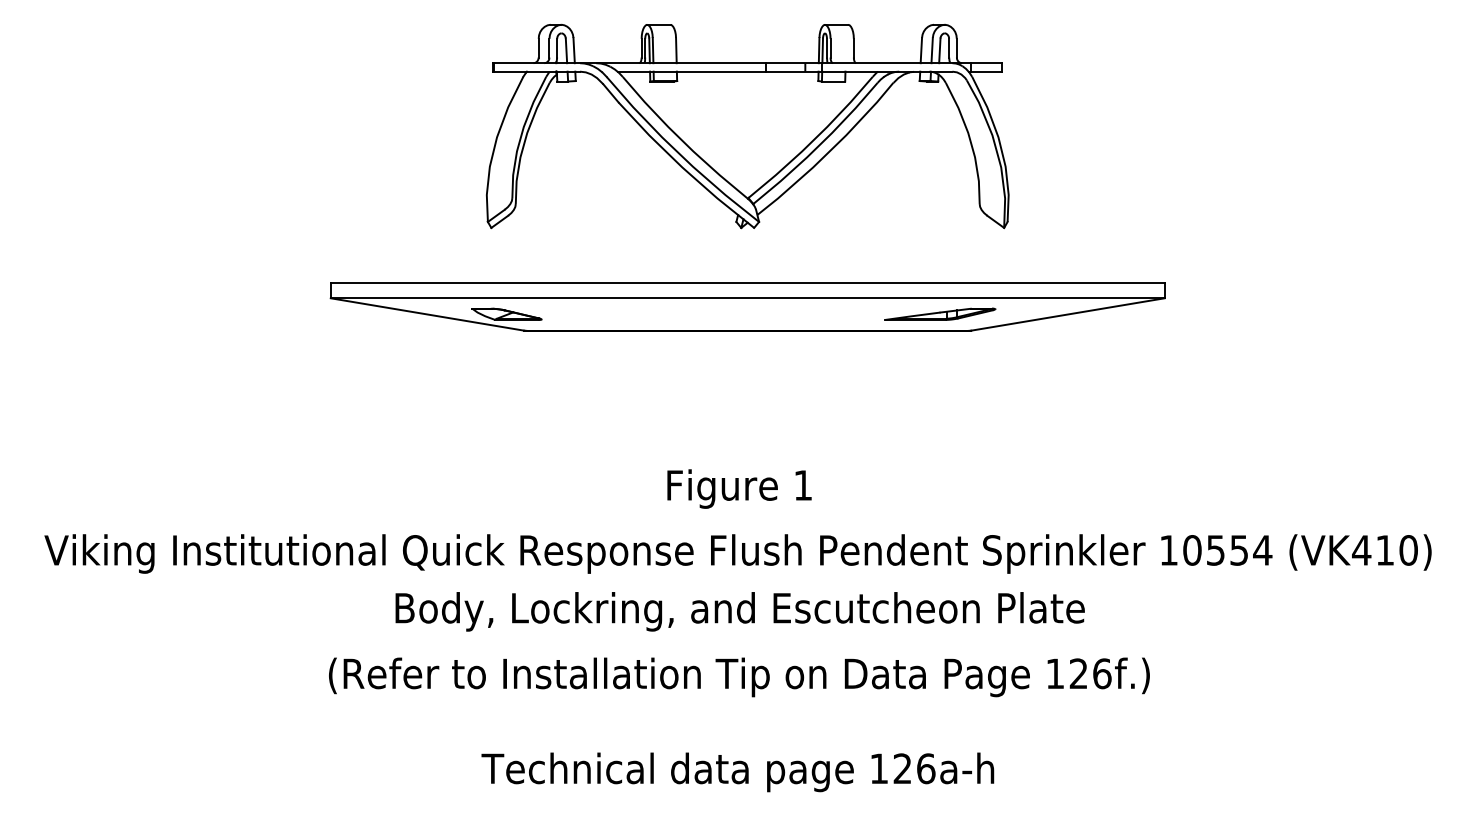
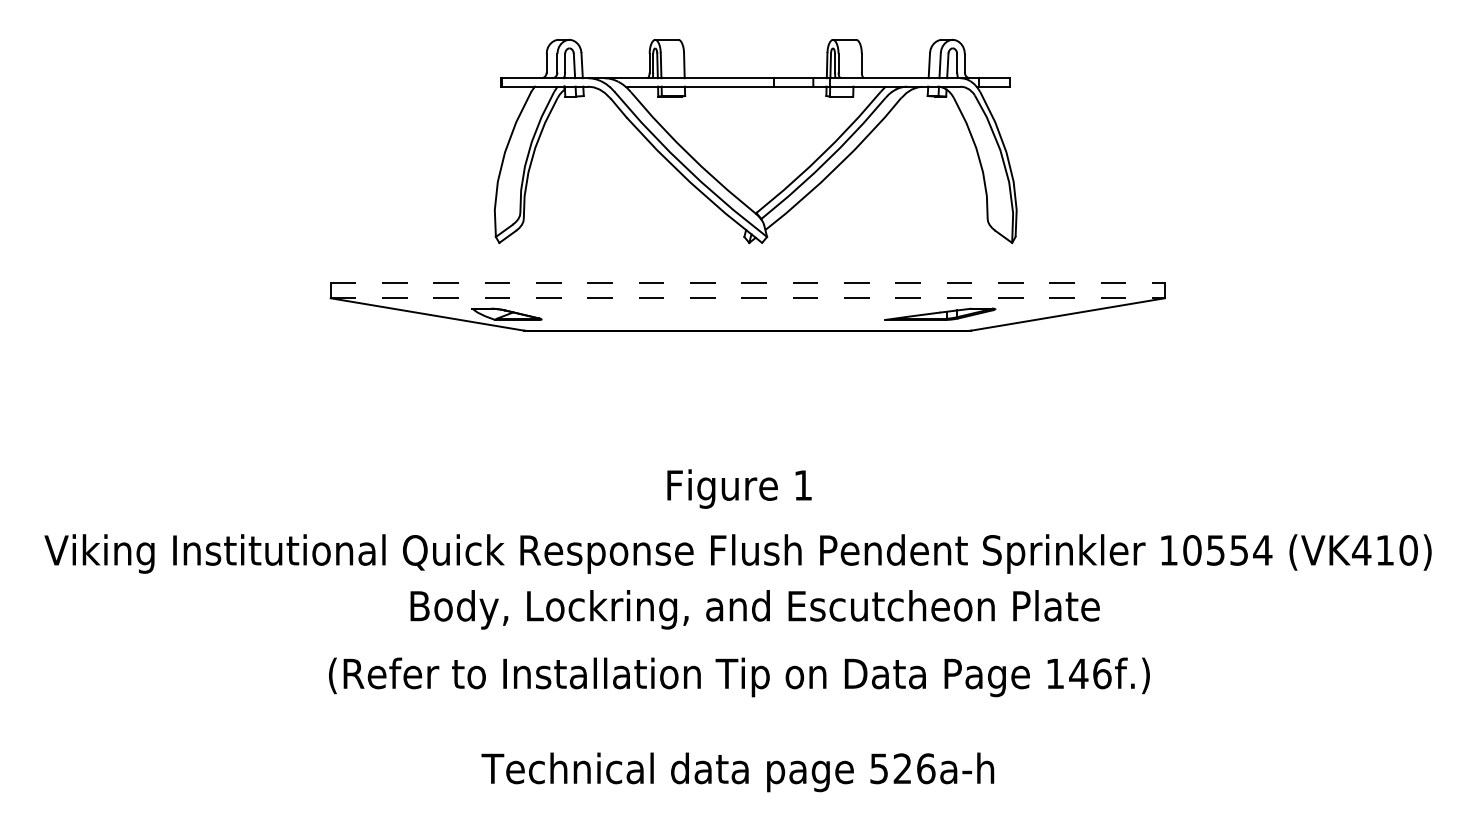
part position: (747, 126) -> (755, 141) (755, 141)
line: solid -> dashed (747, 283)
line: solid -> dashed (747, 298)
text position: (739, 611) -> (754, 609) (754, 609)
text: 126f.) -> 146f.) (1078, 673)
text: 126a-h -> 526a-h (878, 768)
